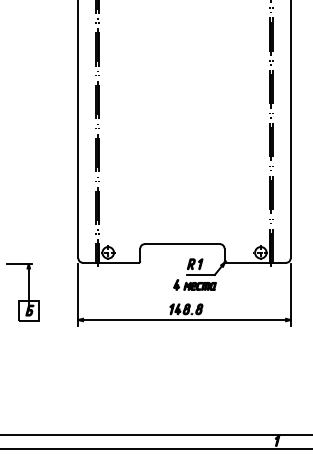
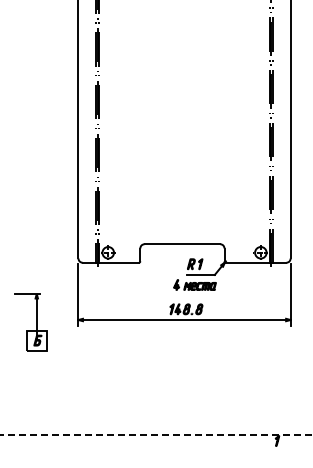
part position: (22, 292) -> (30, 322) (30, 322)
line: solid -> dashed (156, 435)
line: present -> none (155, 449)
